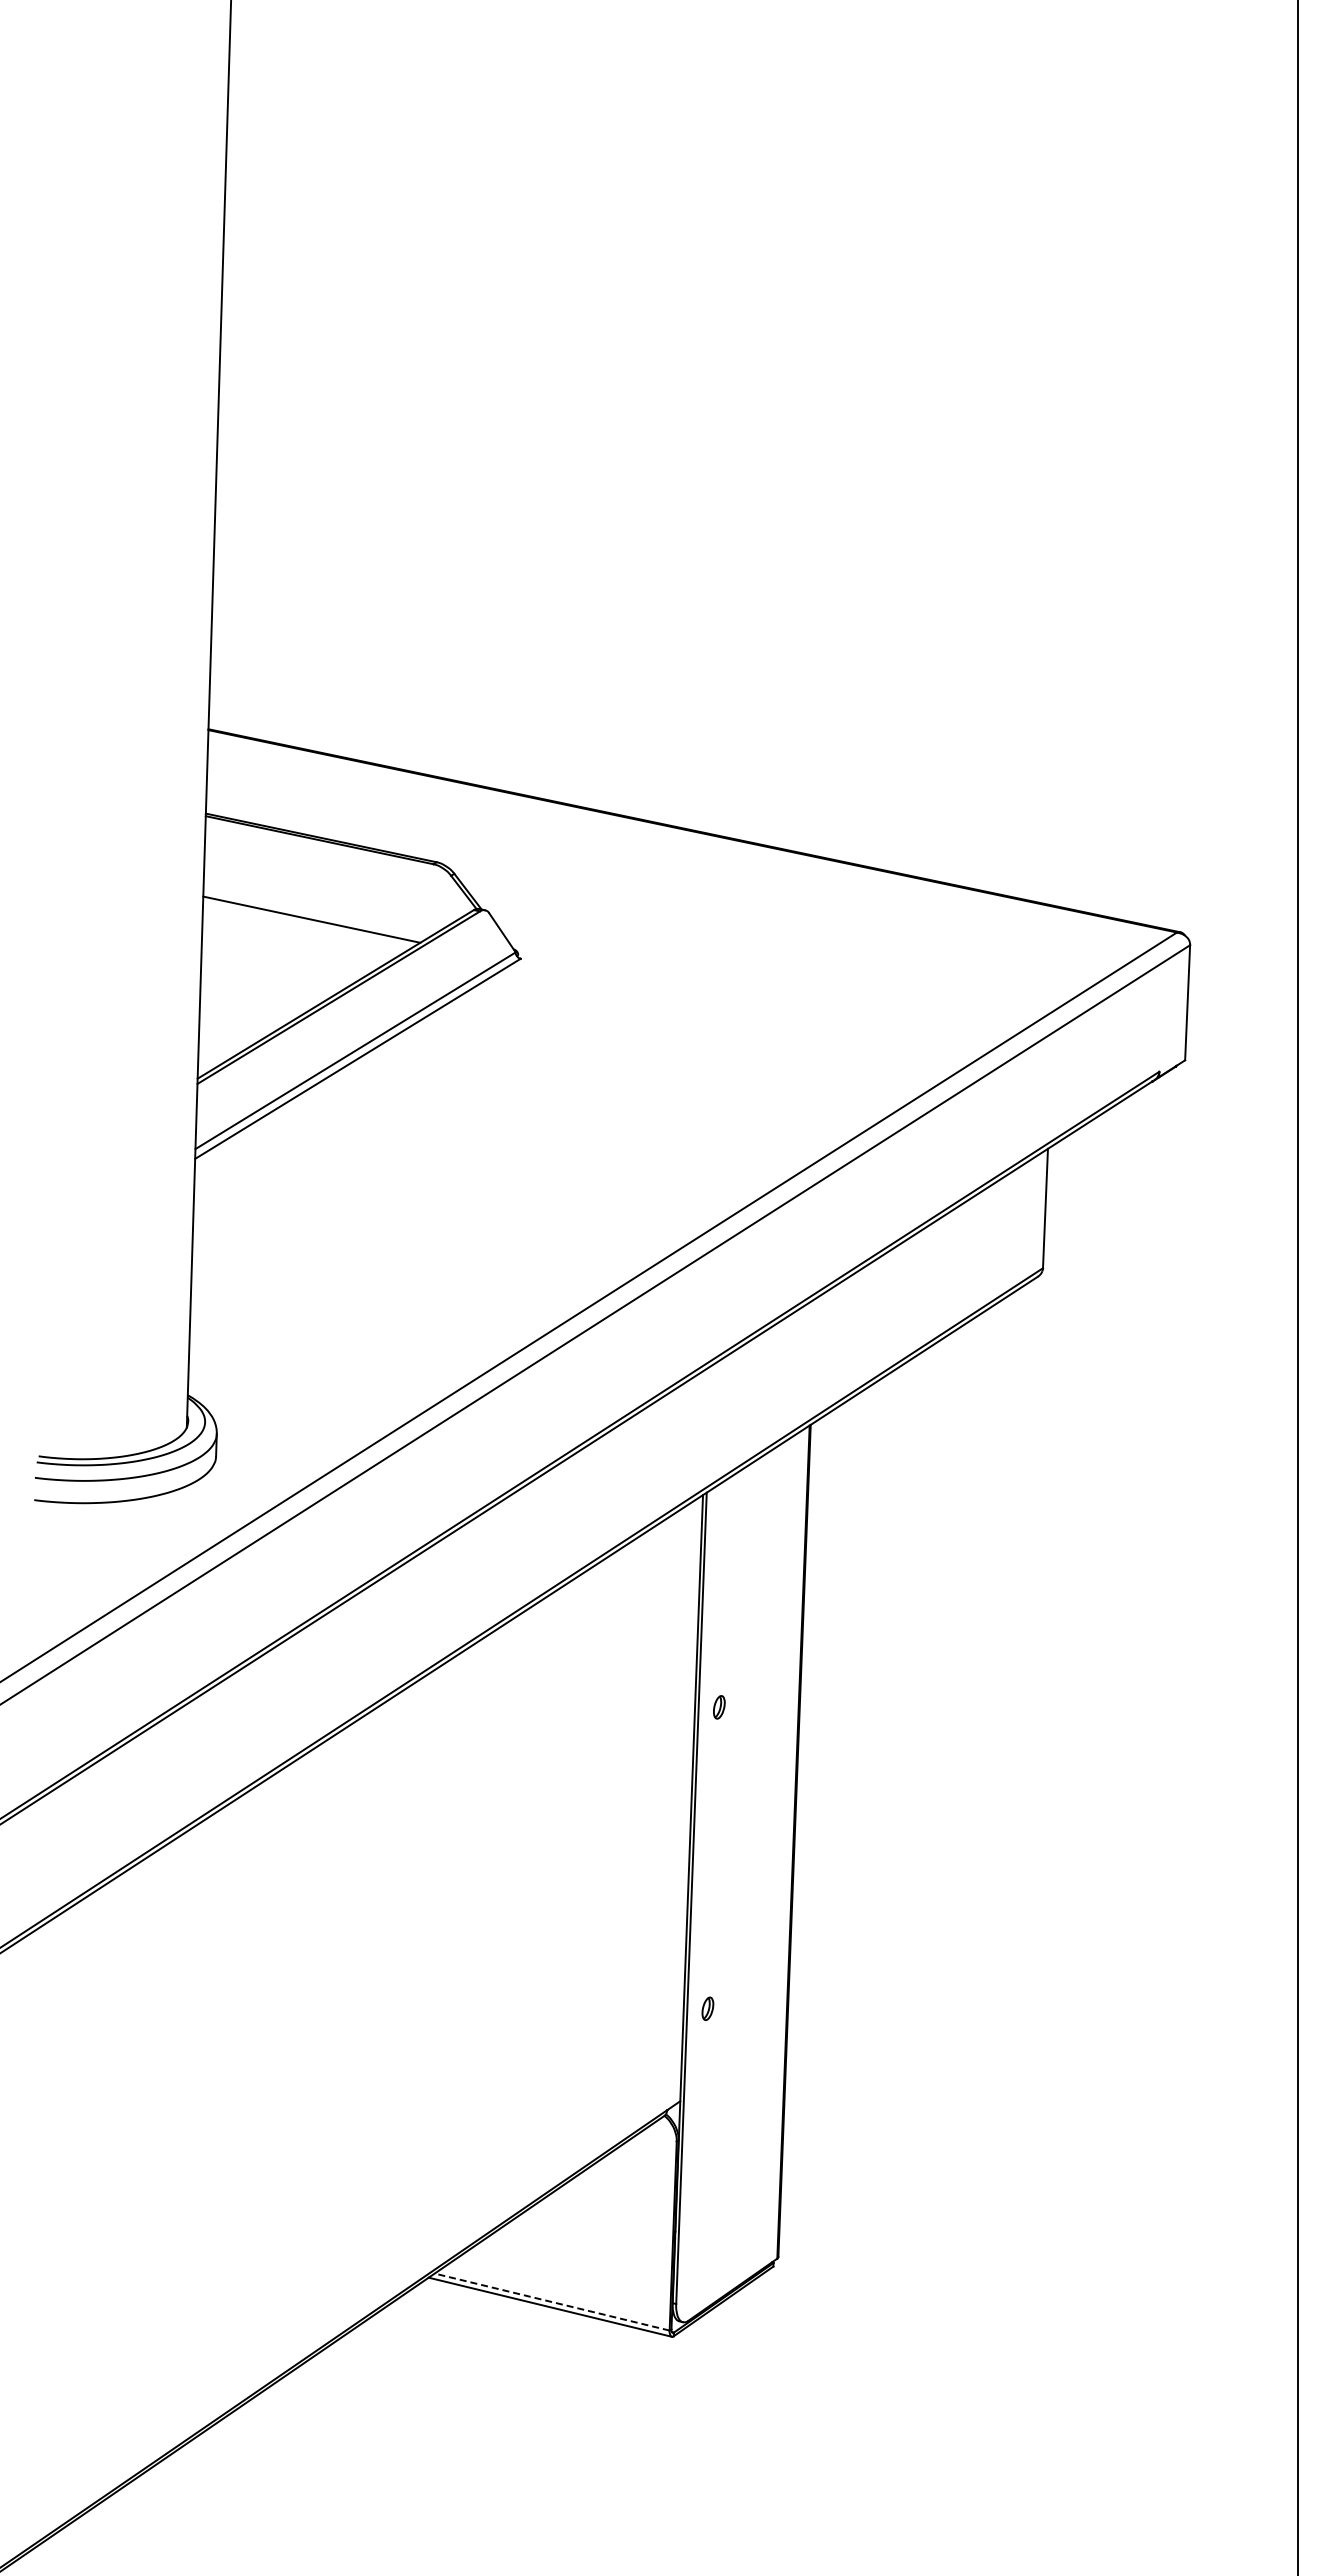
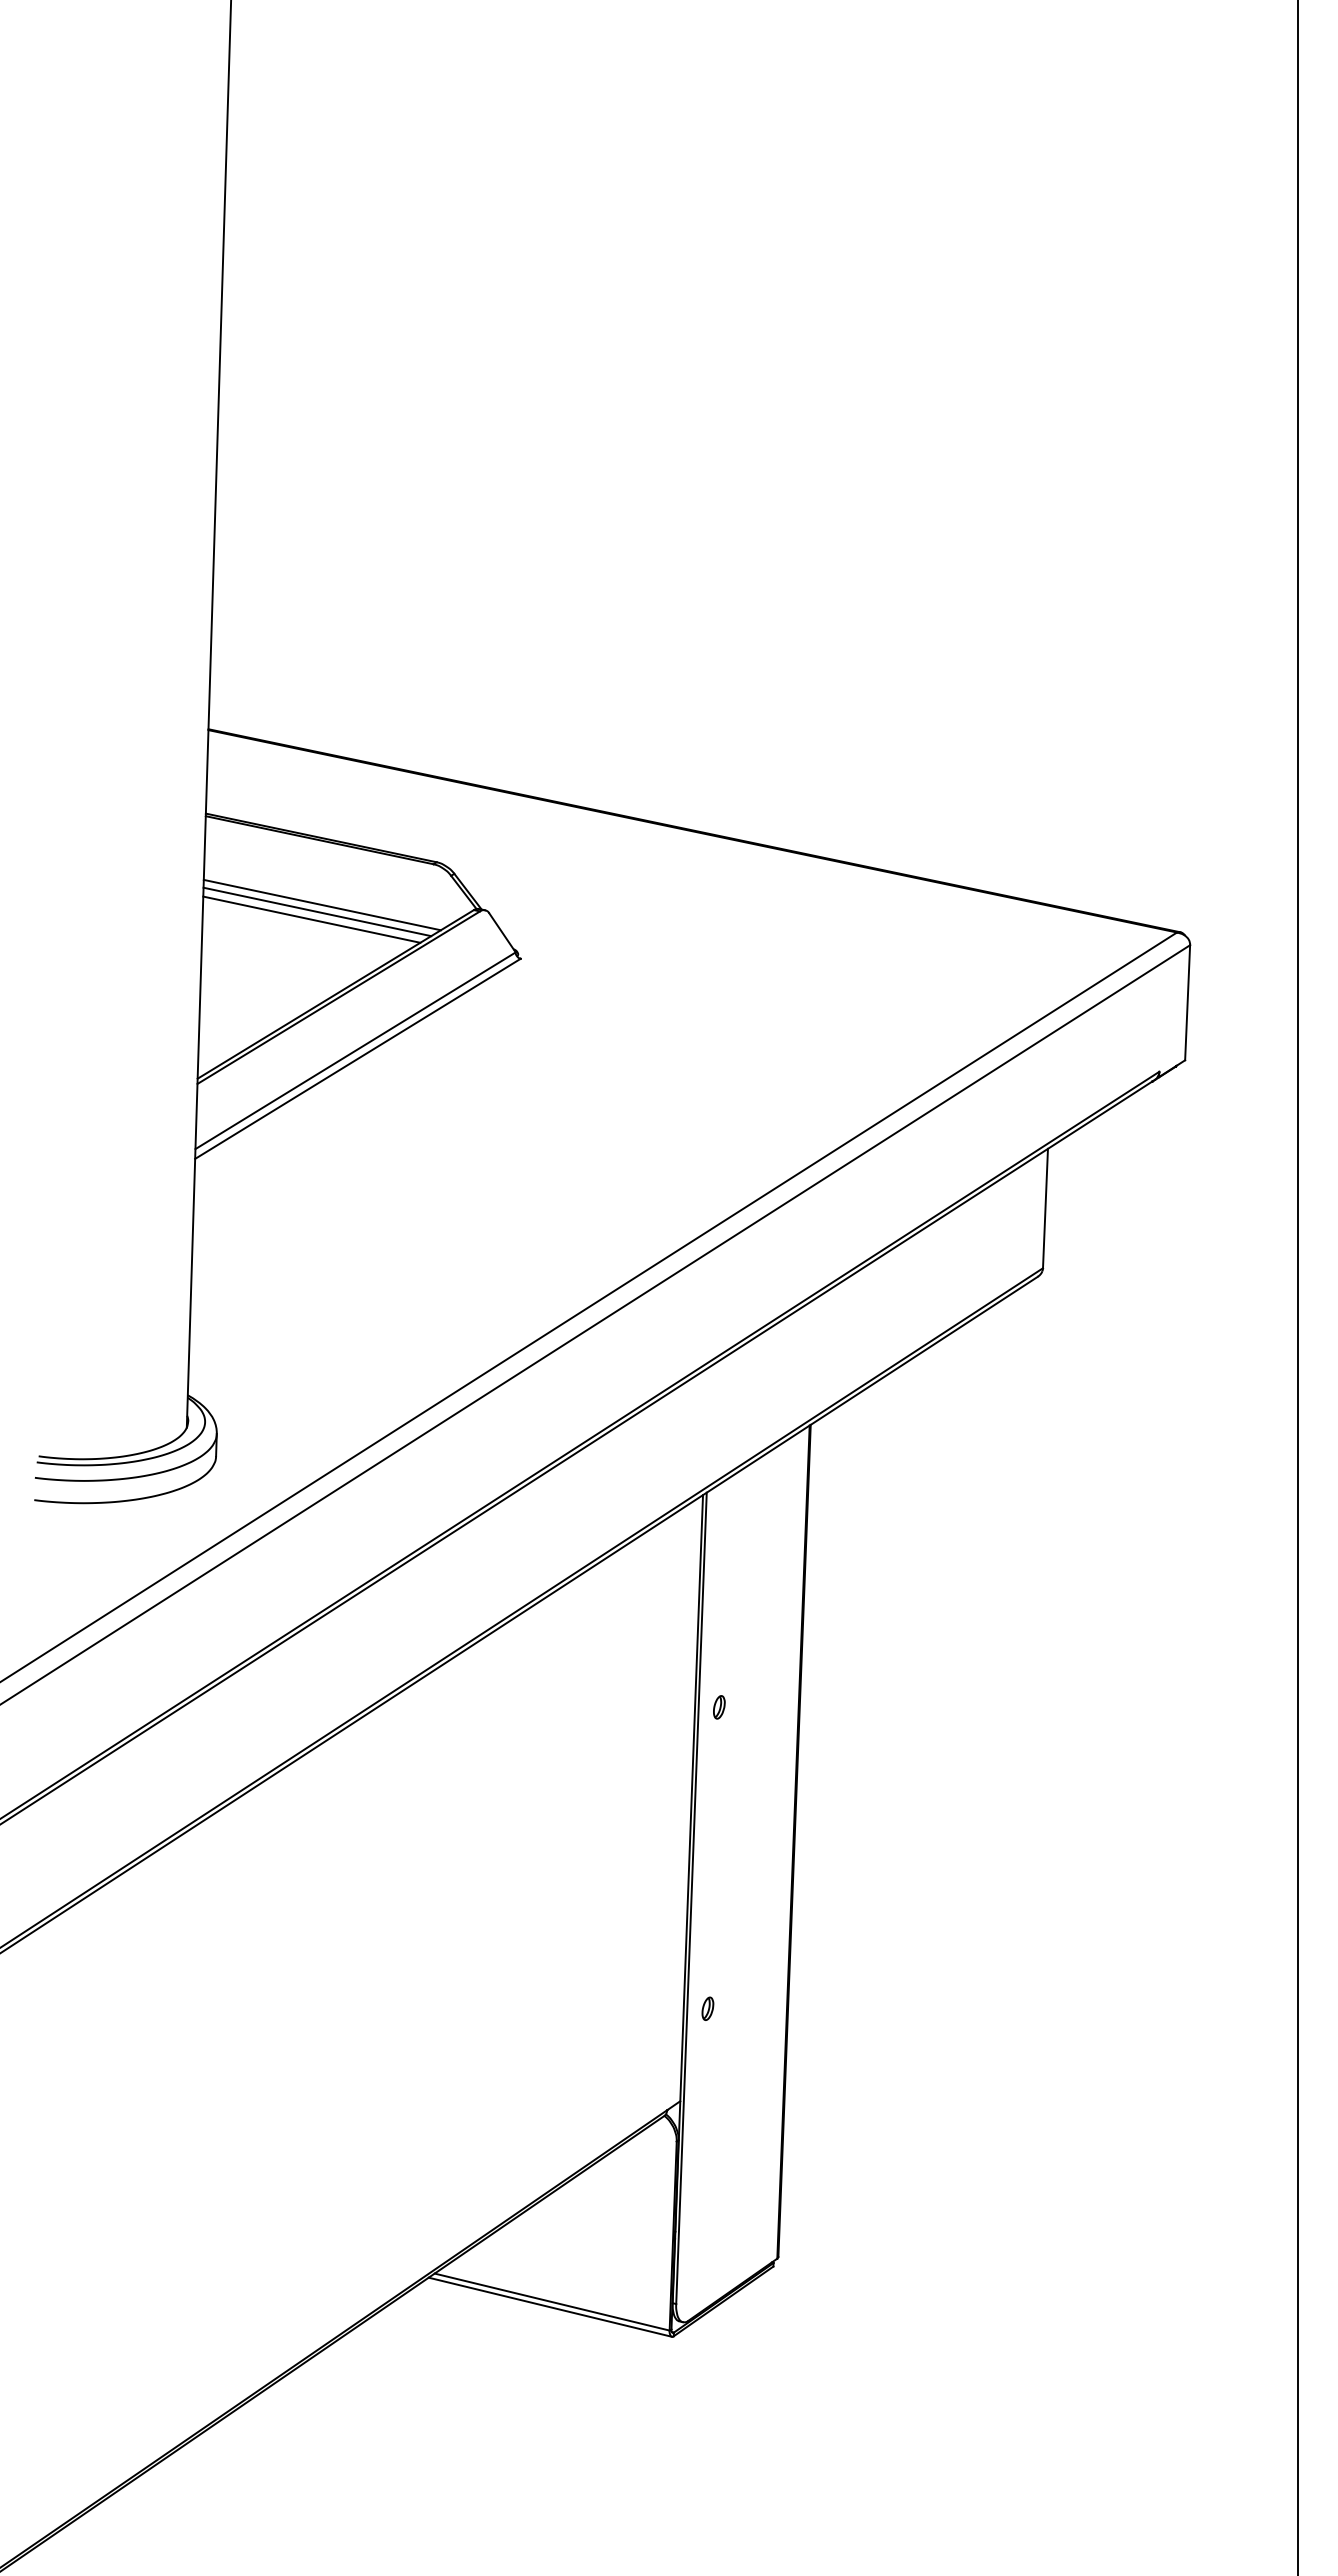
line: none -> present (321, 904)
line: none -> present (317, 911)
line: dashed -> solid (552, 2302)
